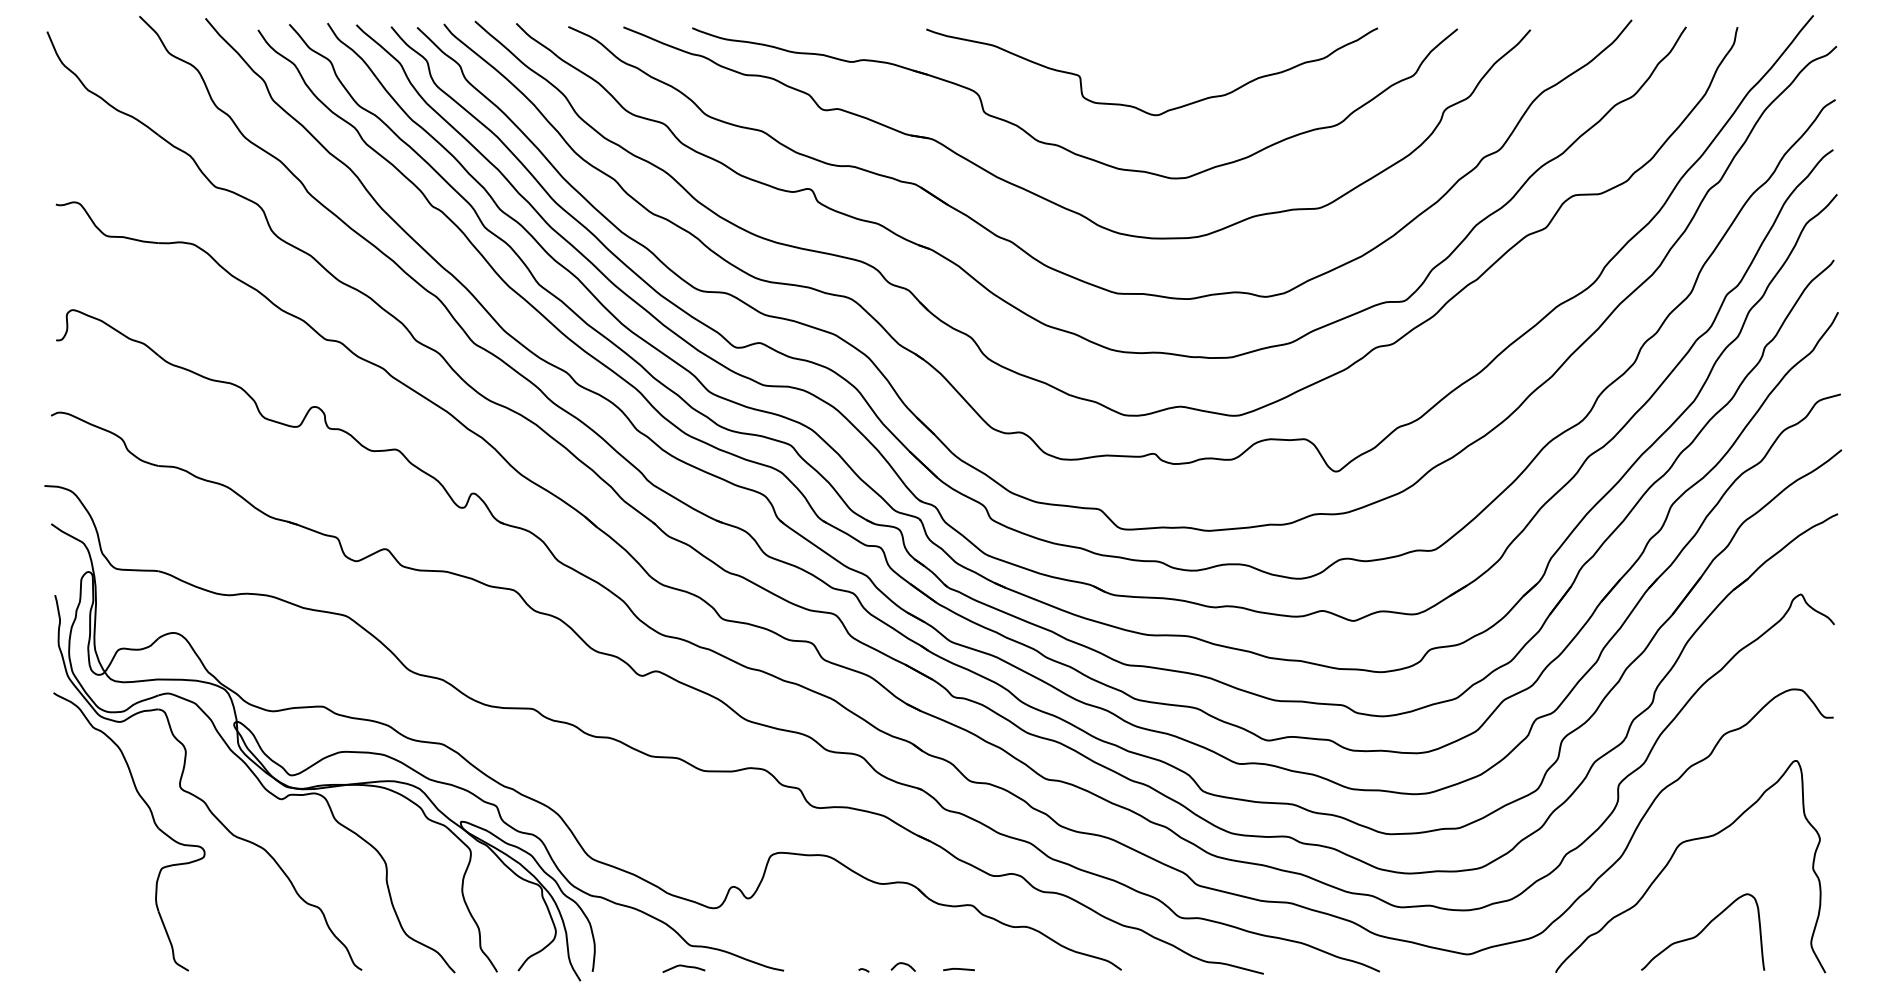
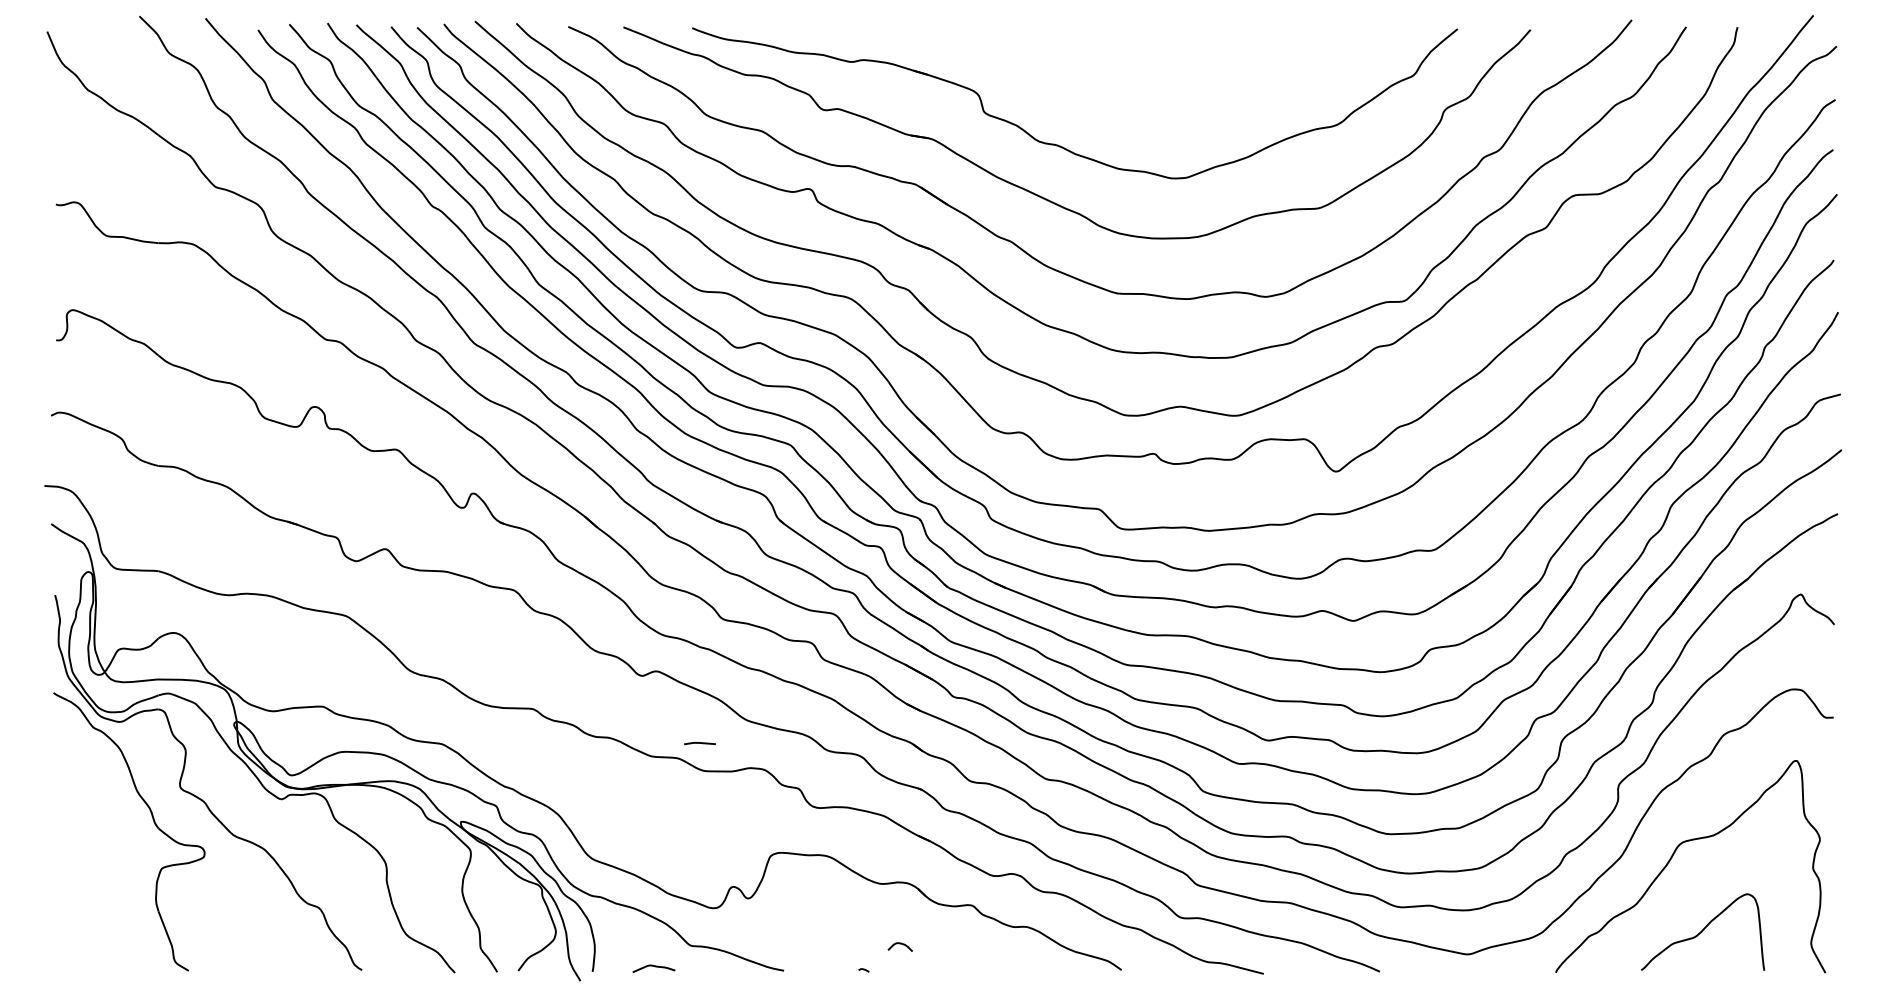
curve: present -> none (1135, 106)
curve position: (902, 964) -> (899, 944) (899, 944)
curve position: (683, 966) -> (653, 966) (653, 966)
line position: (958, 969) -> (699, 743) (699, 743)
